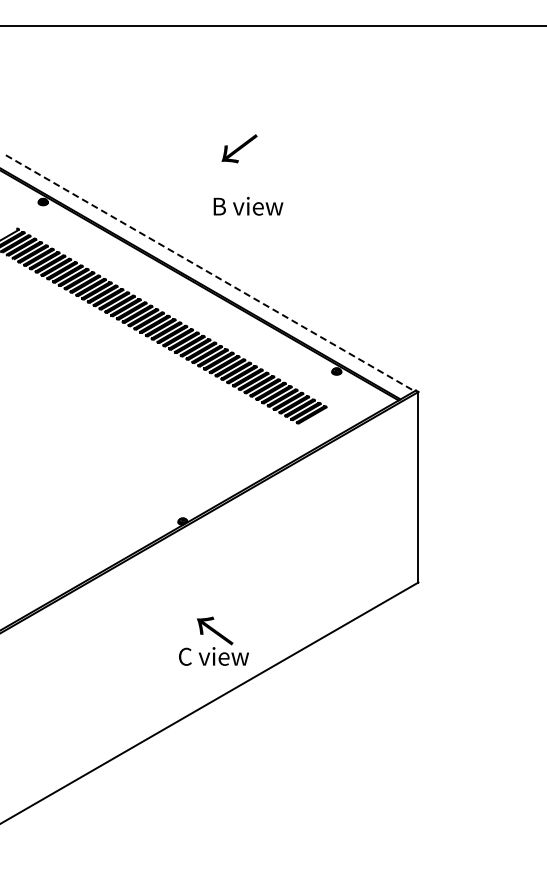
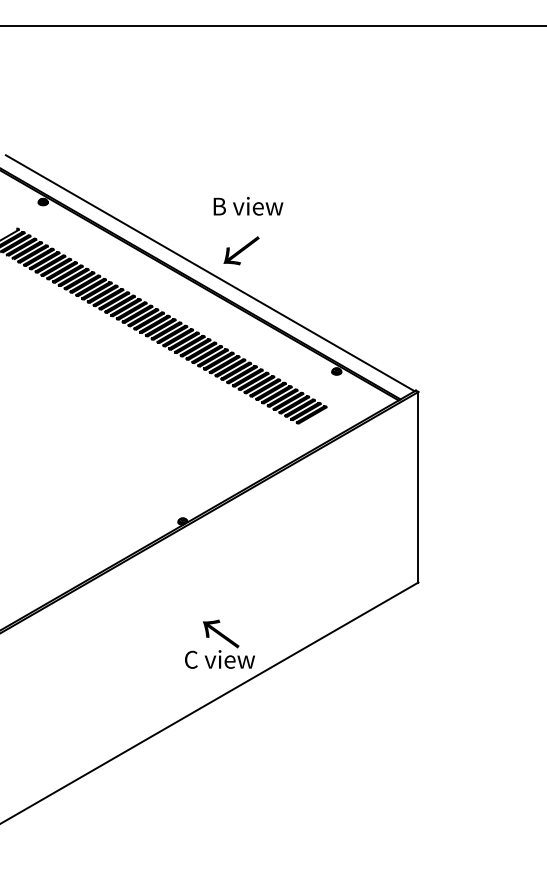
text position: (239, 148) -> (241, 250) (241, 250)
line: dashed -> solid (210, 273)
text position: (213, 640) -> (219, 643) (219, 643)
